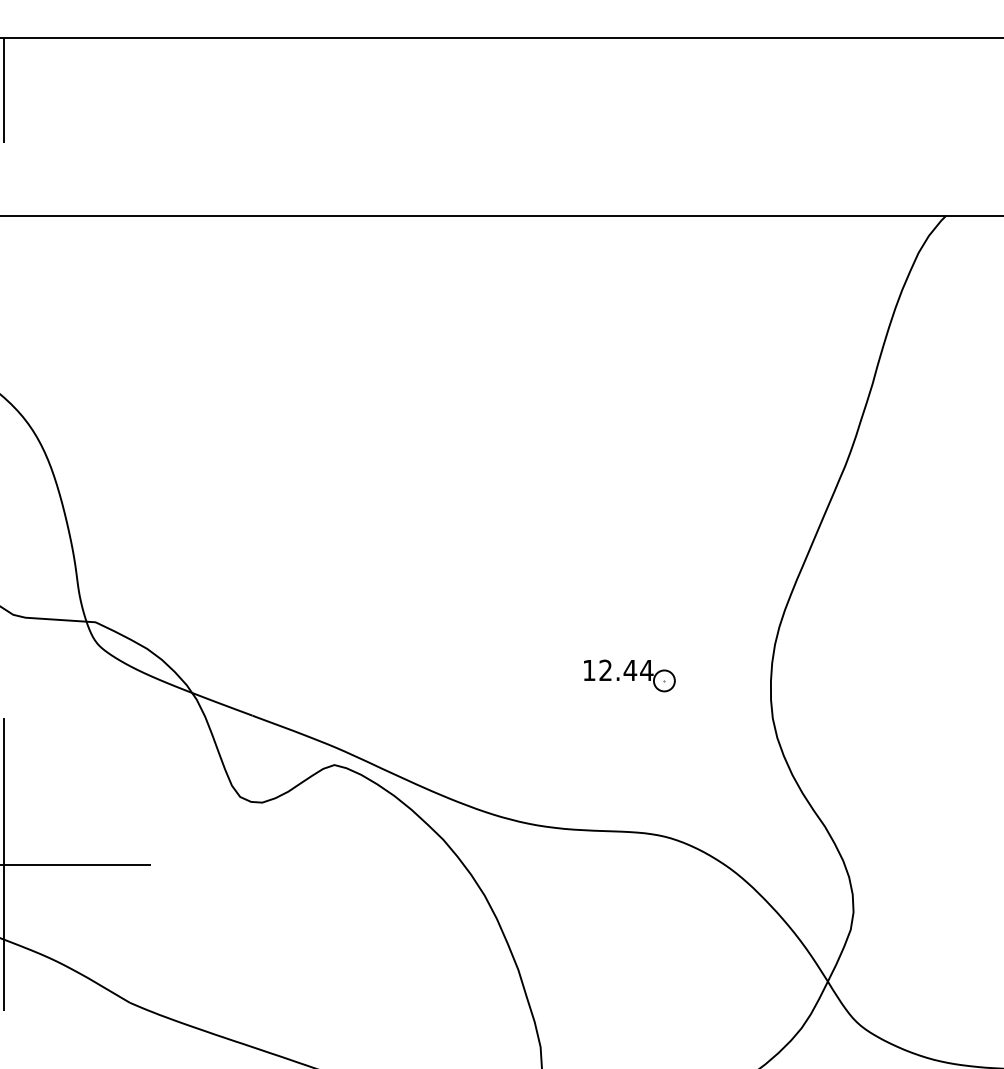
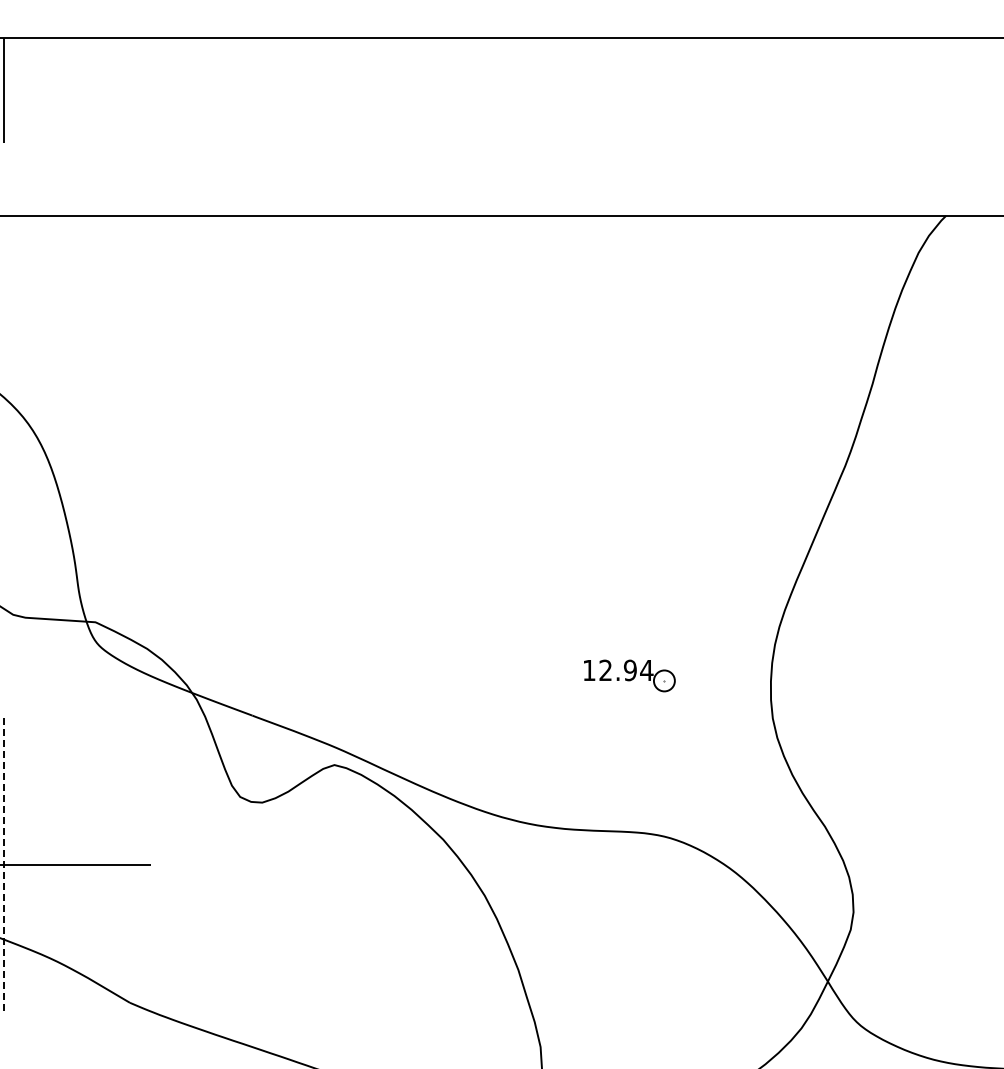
text: 12.44 -> 12.94 (630, 670)
line: solid -> dashed (4, 864)
